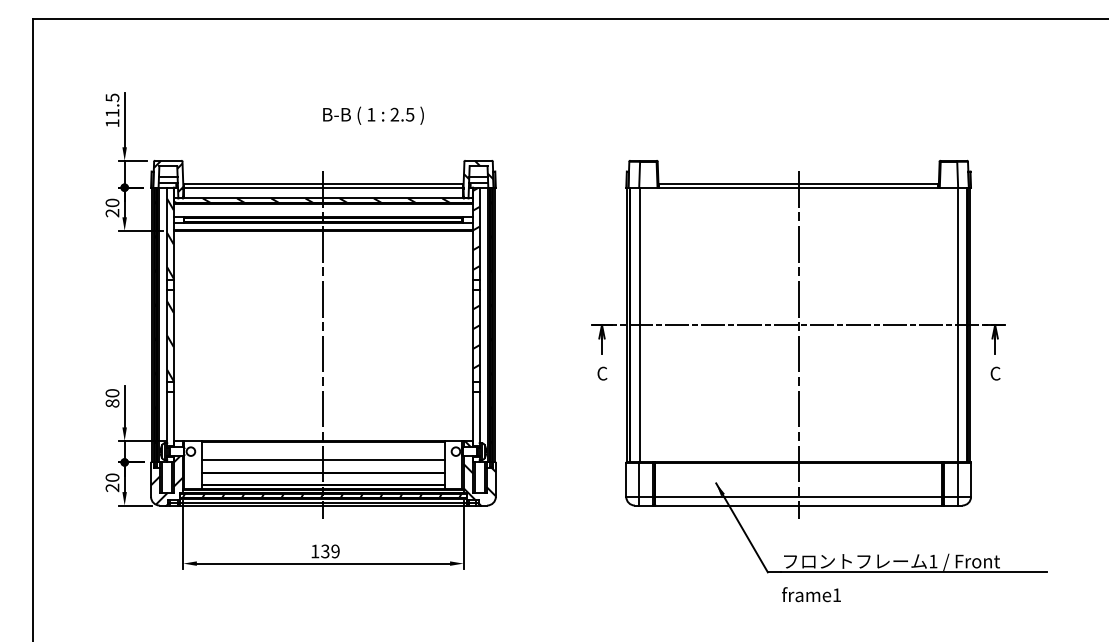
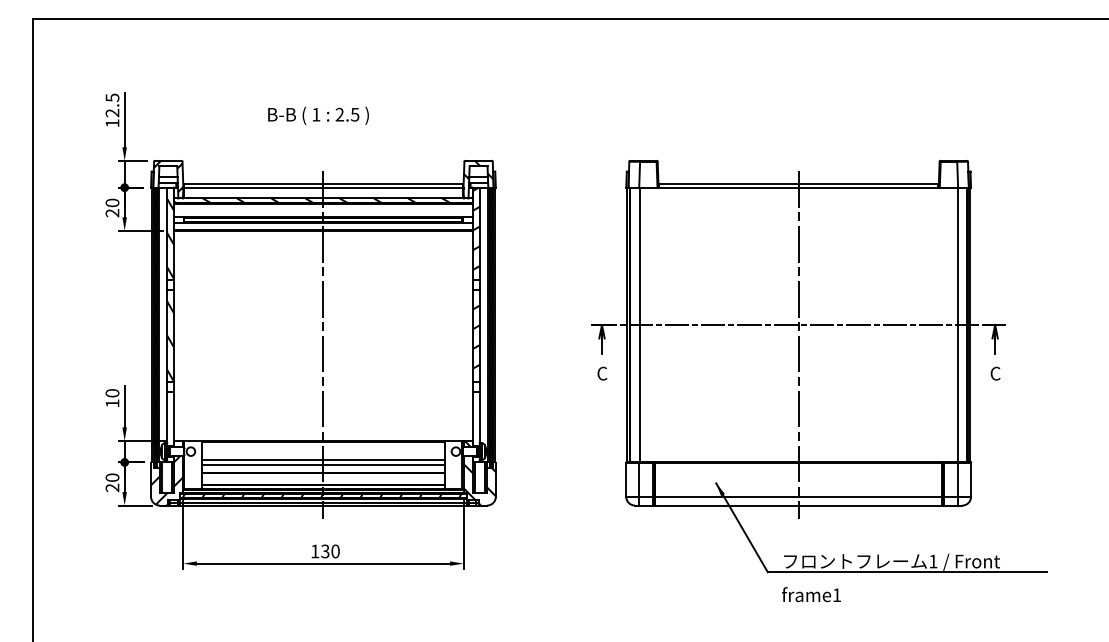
text: 11.5 -> 12.5 (112, 113)
text position: (373, 115) -> (318, 115) (318, 115)
text: 80 -> 10 (112, 403)
line: none -> present (323, 464)
text: 139 -> 130 (335, 551)
